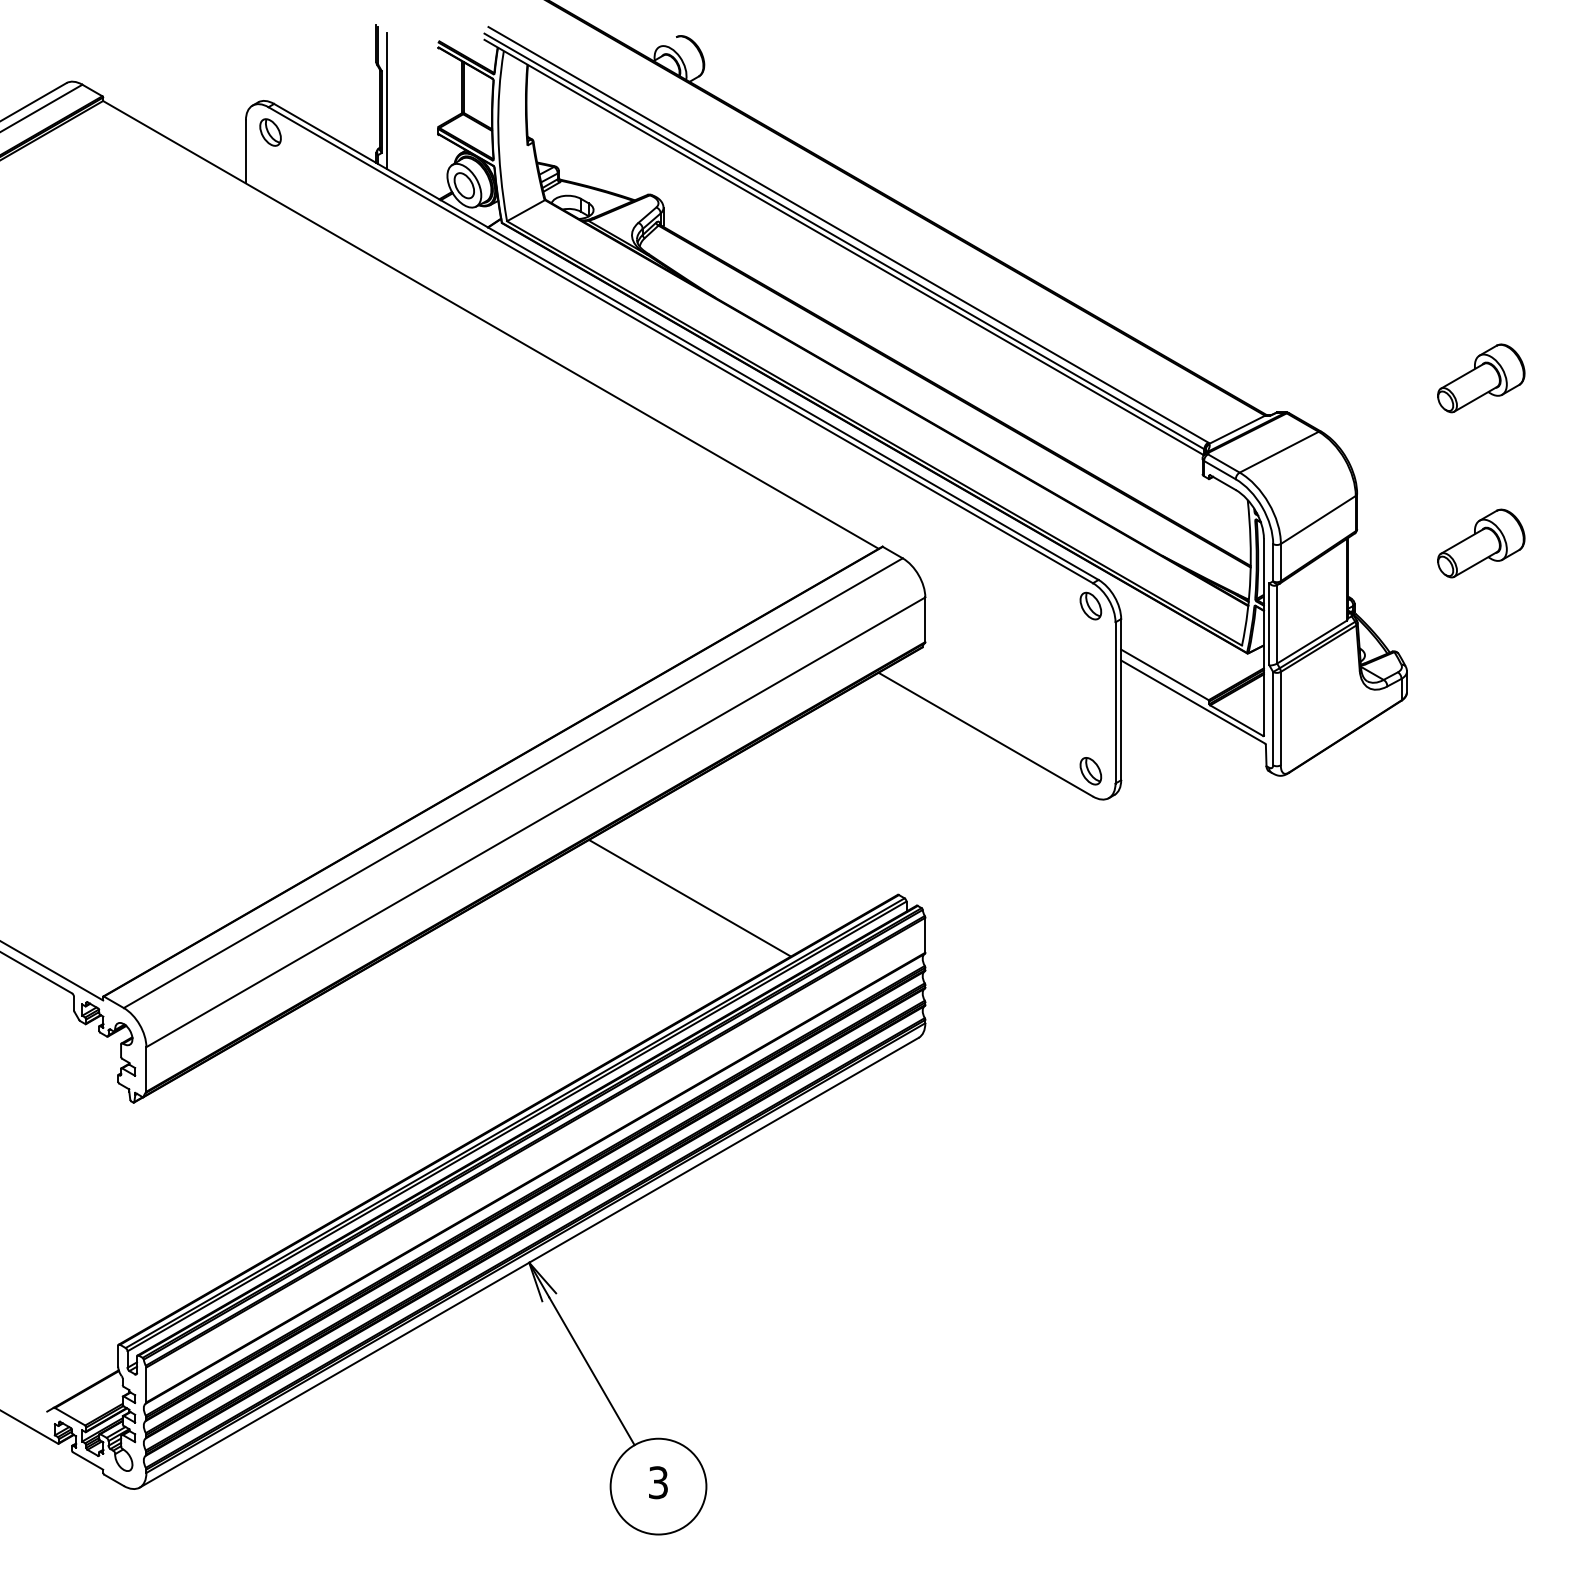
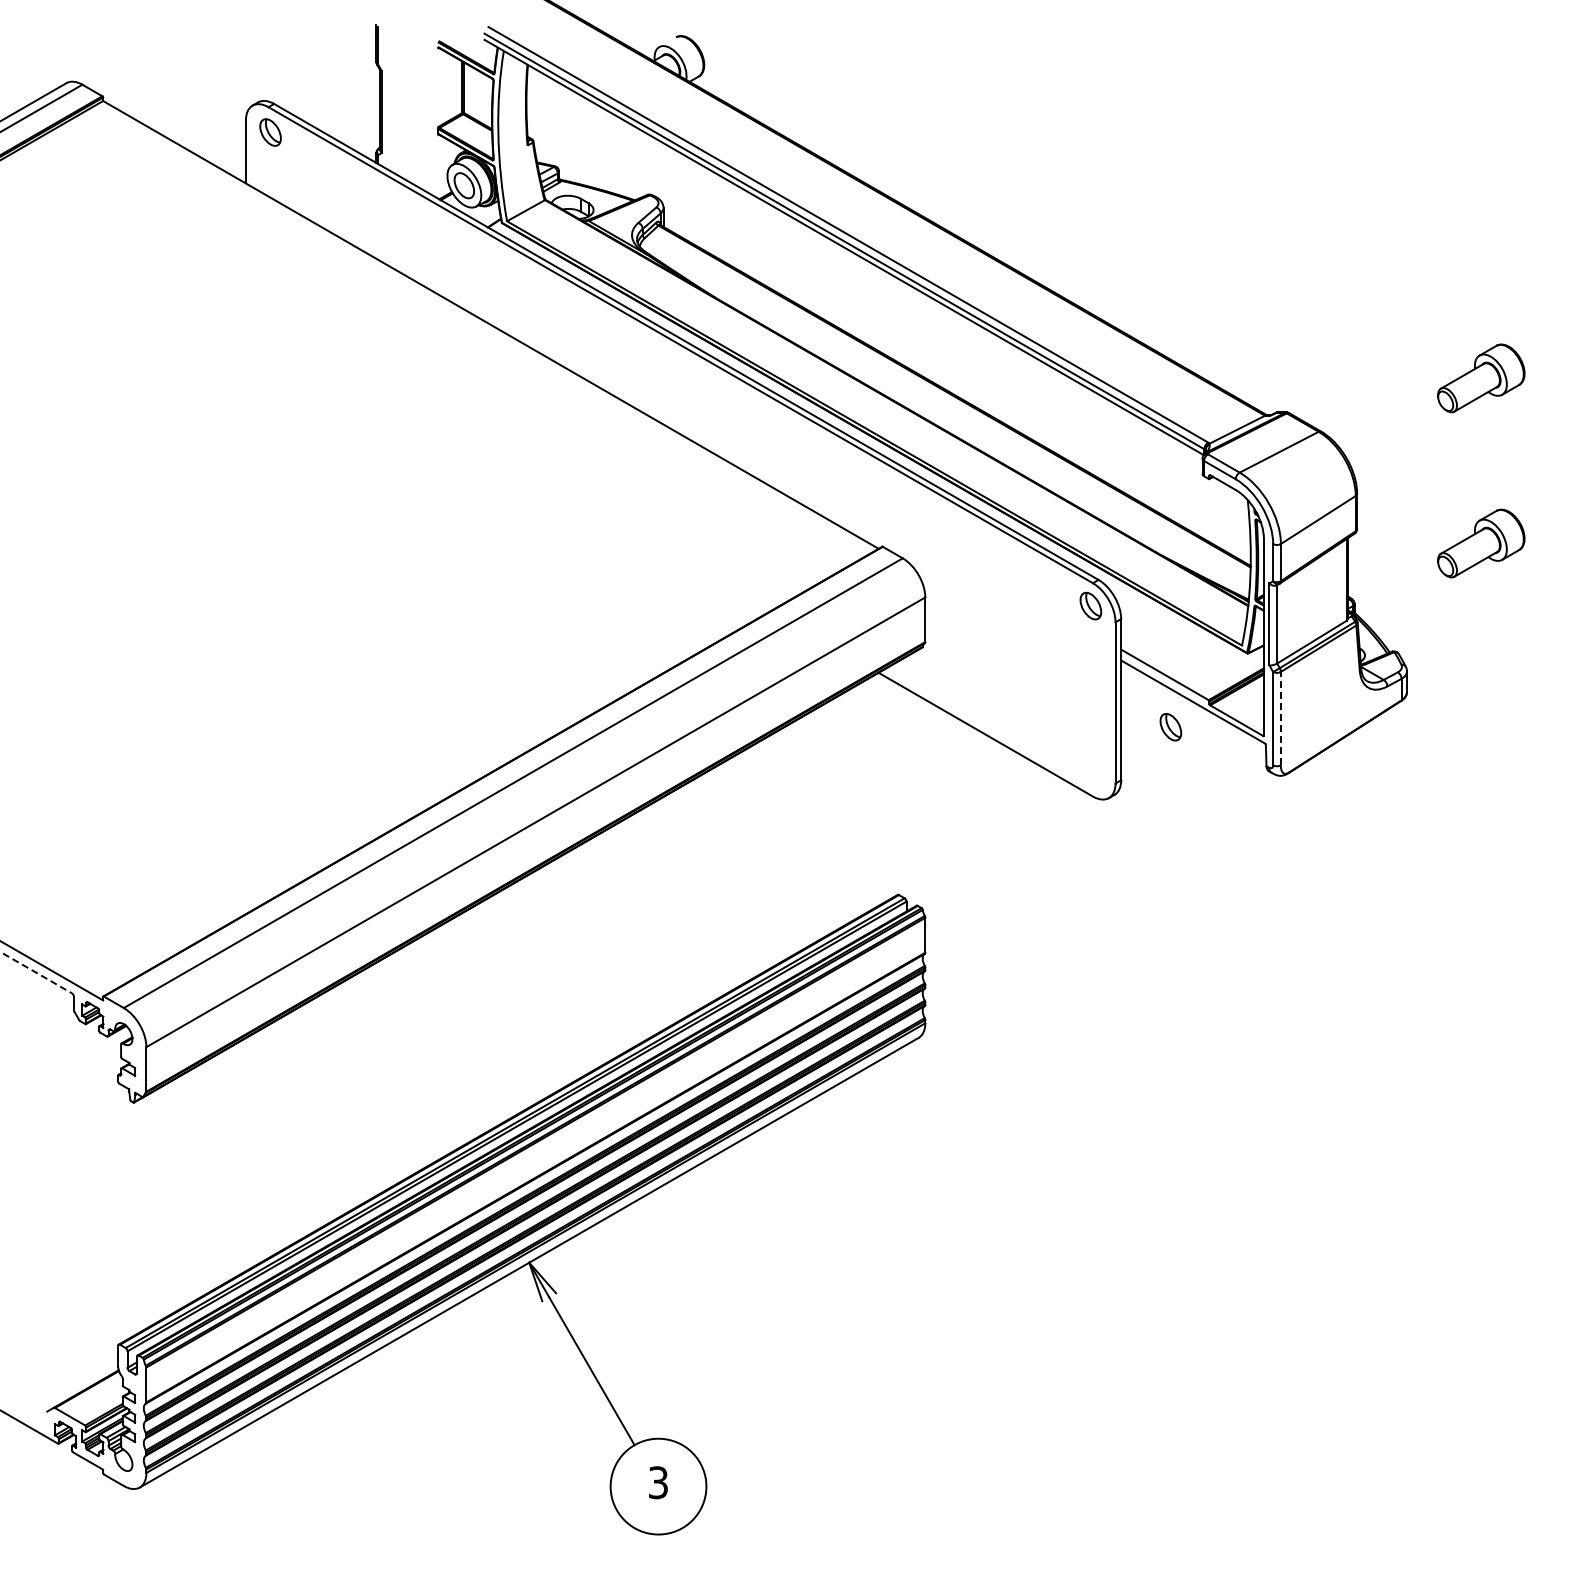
line: present -> none (387, 100)
line: solid -> dashed (1280, 718)
part position: (1090, 771) -> (1170, 727) (1170, 727)
line: present -> none (689, 897)
line: solid -> dashed (36, 972)
